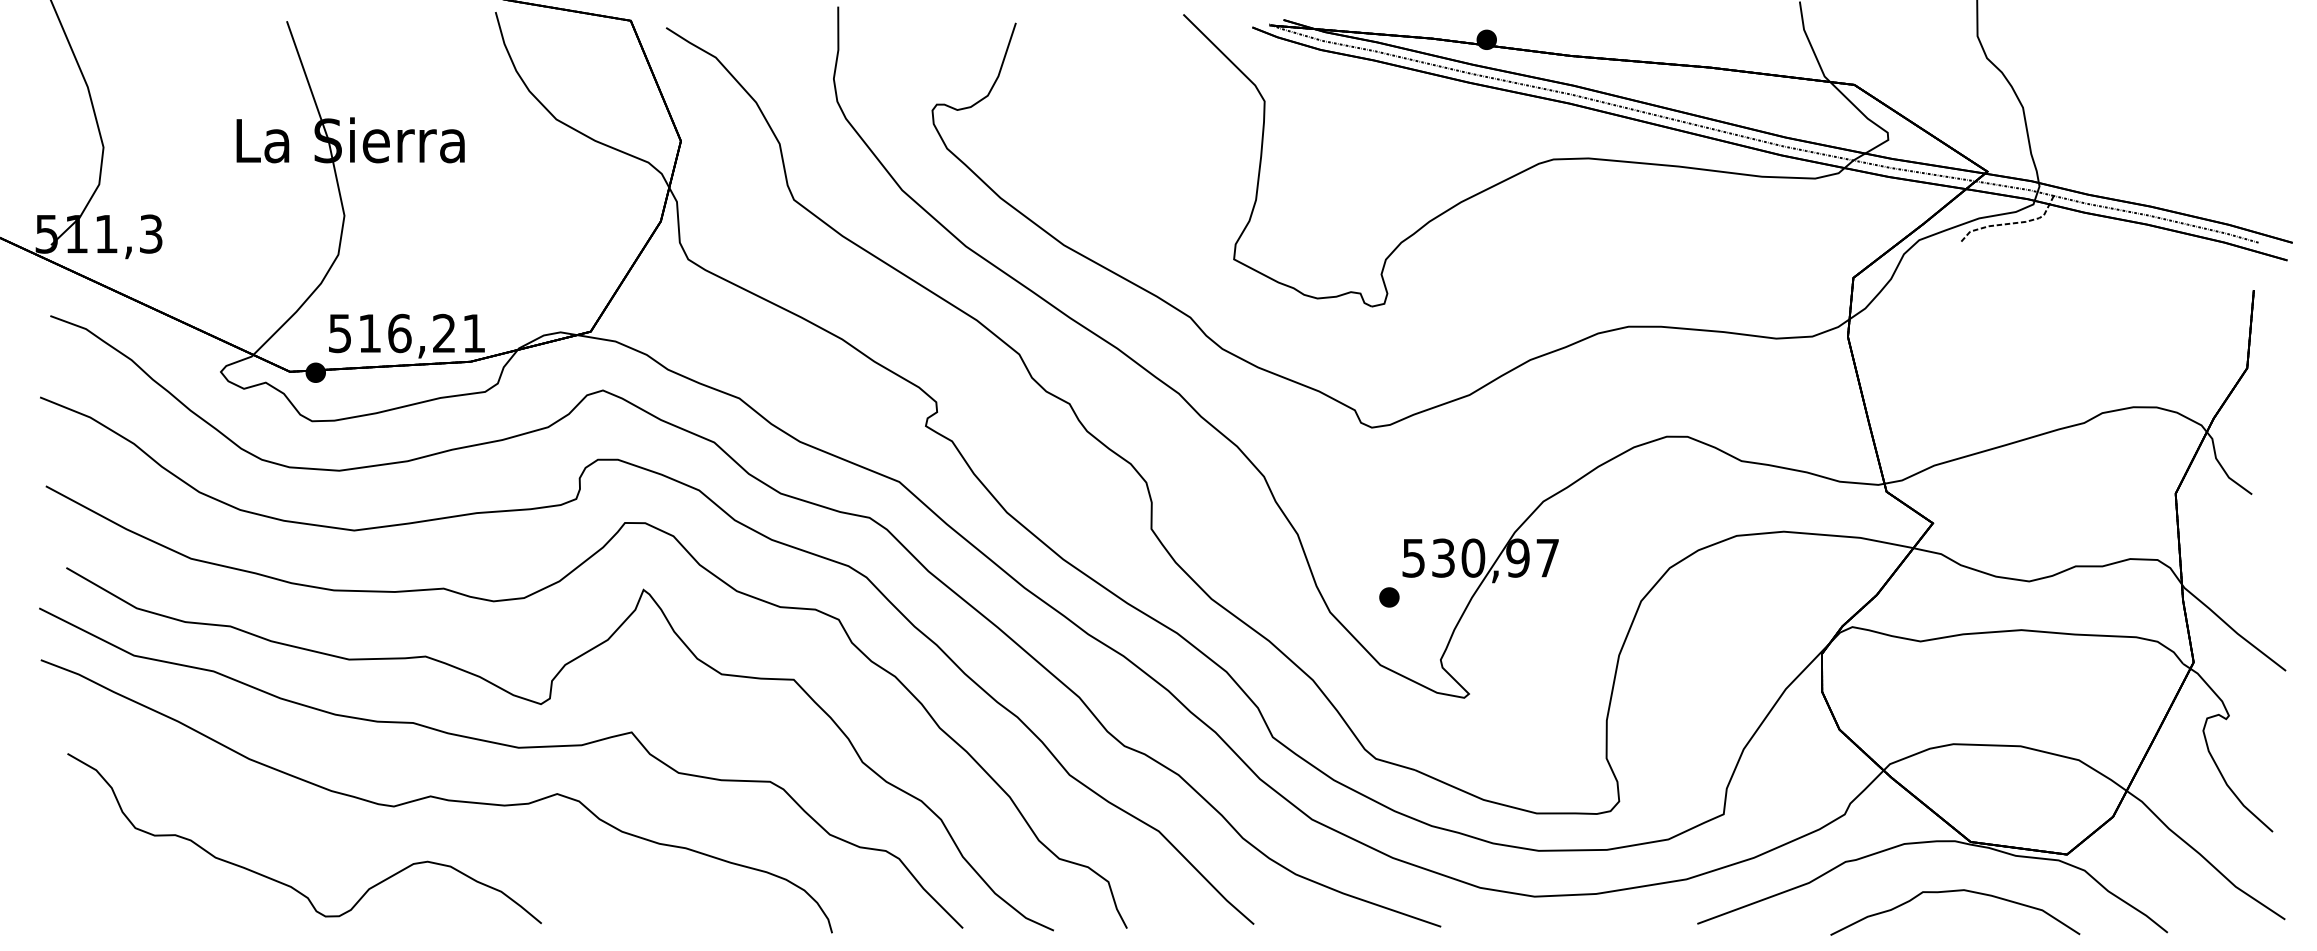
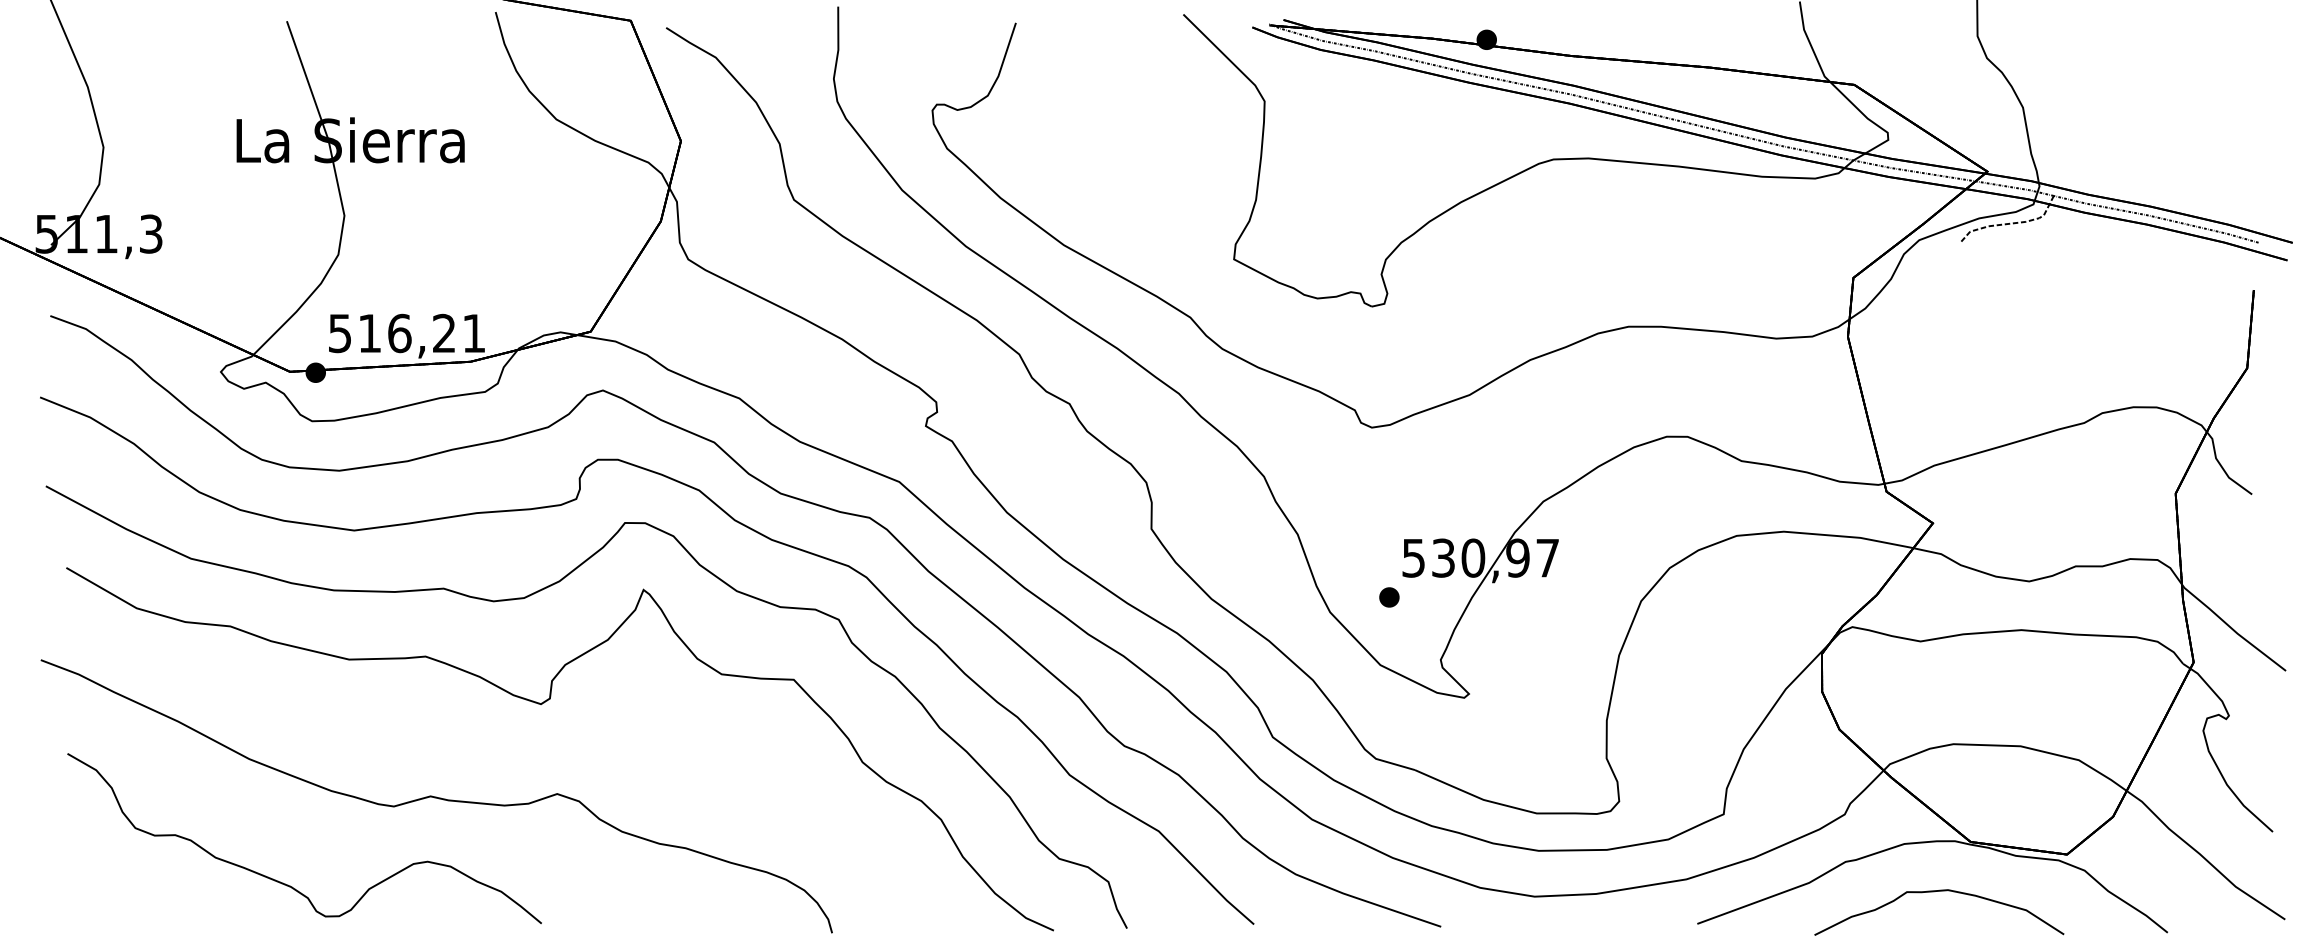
part: present -> none (506, 746)
curve position: (1950, 892) -> (1934, 892) (1934, 892)
